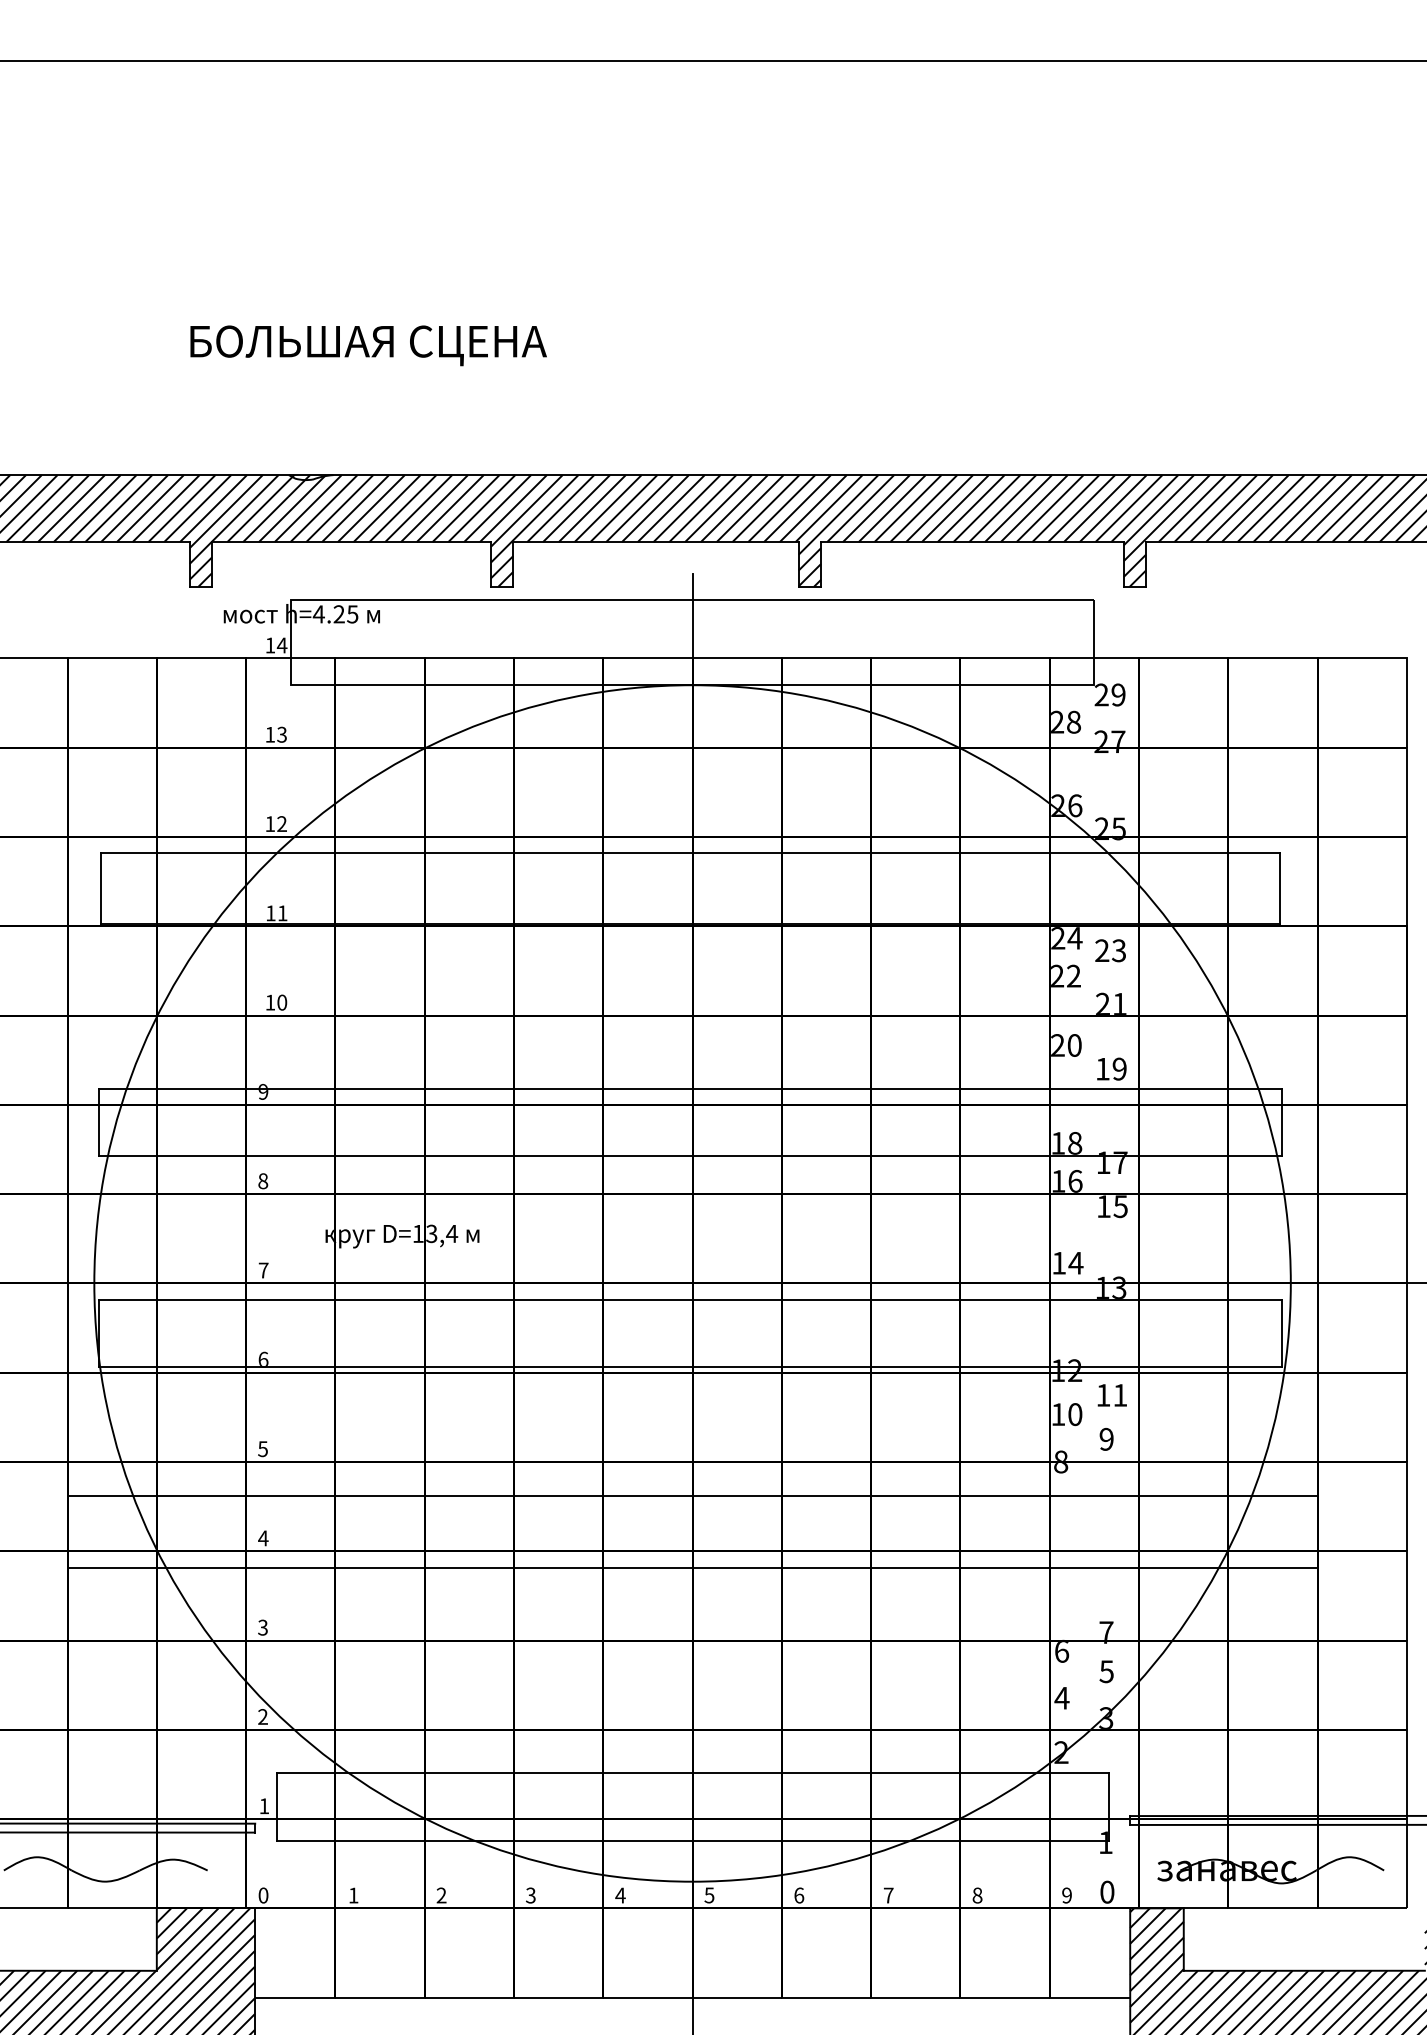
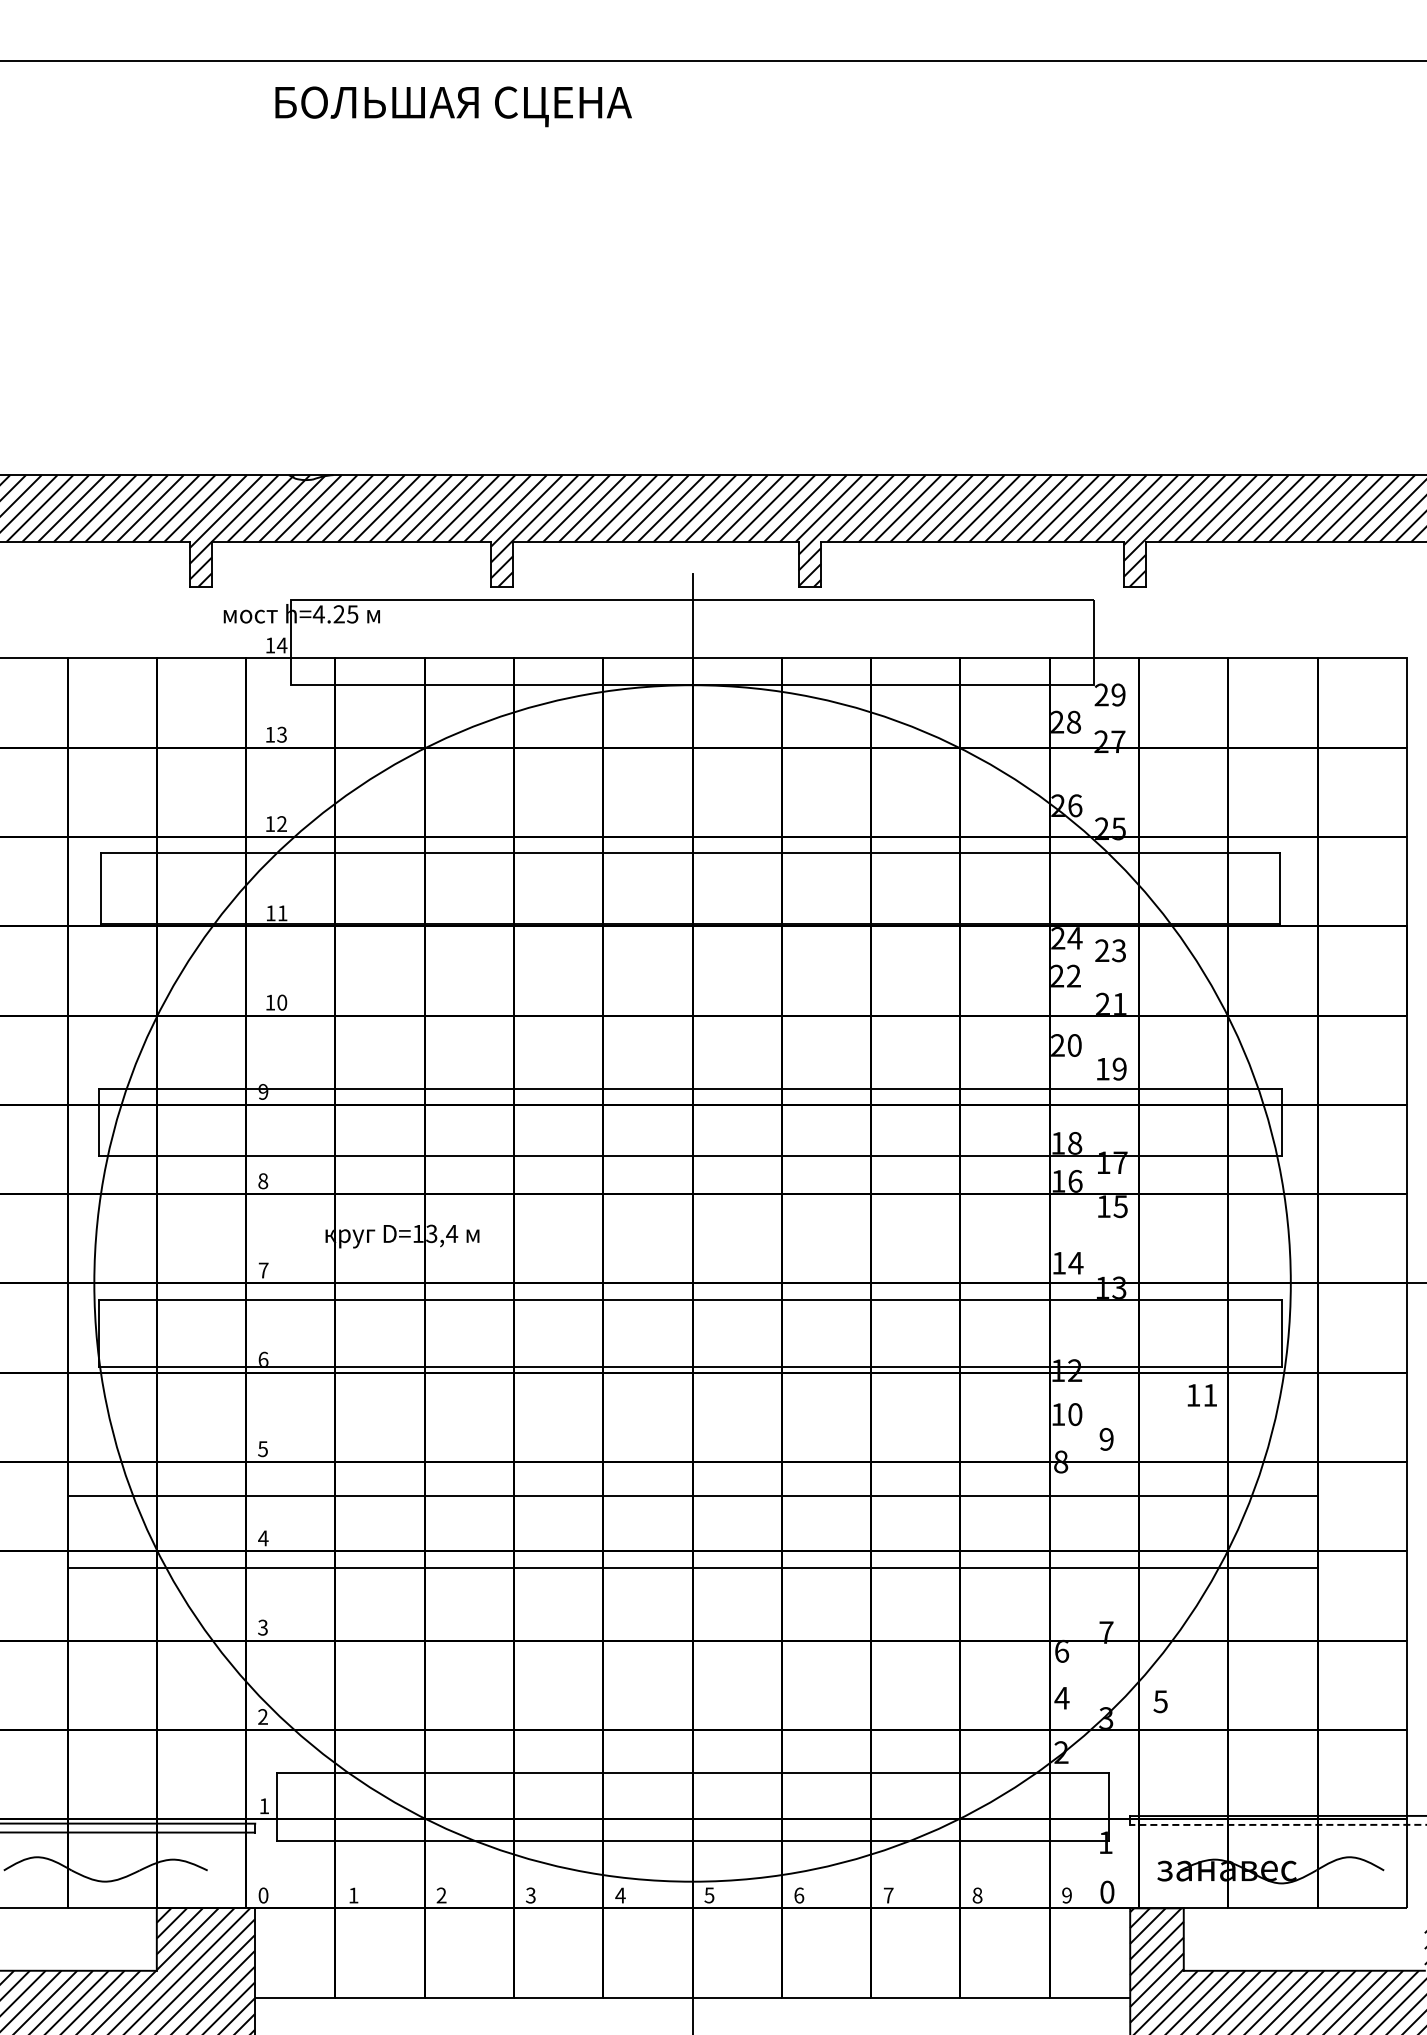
text position: (368, 345) -> (453, 106) (453, 106)
text position: (1111, 1395) -> (1201, 1395) (1201, 1395)
text position: (1106, 1671) -> (1160, 1701) (1160, 1701)
line: solid -> dashed (1277, 1824)
